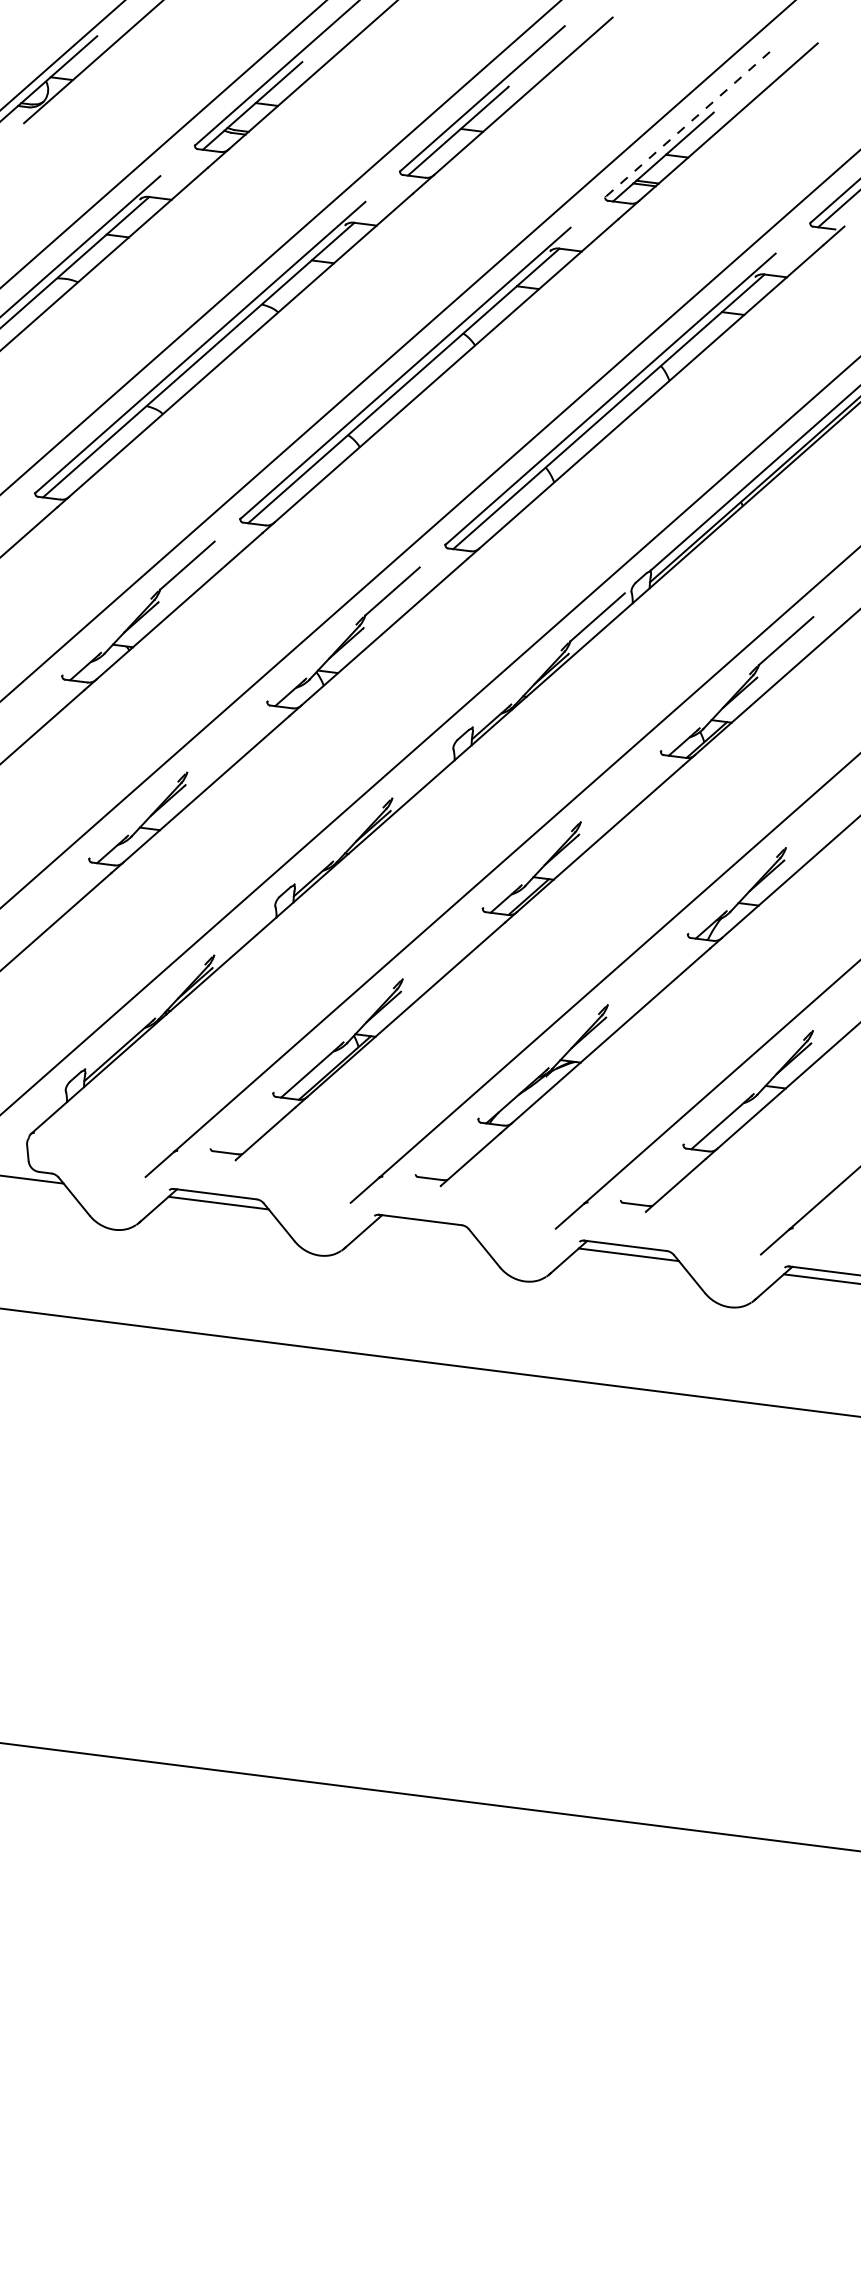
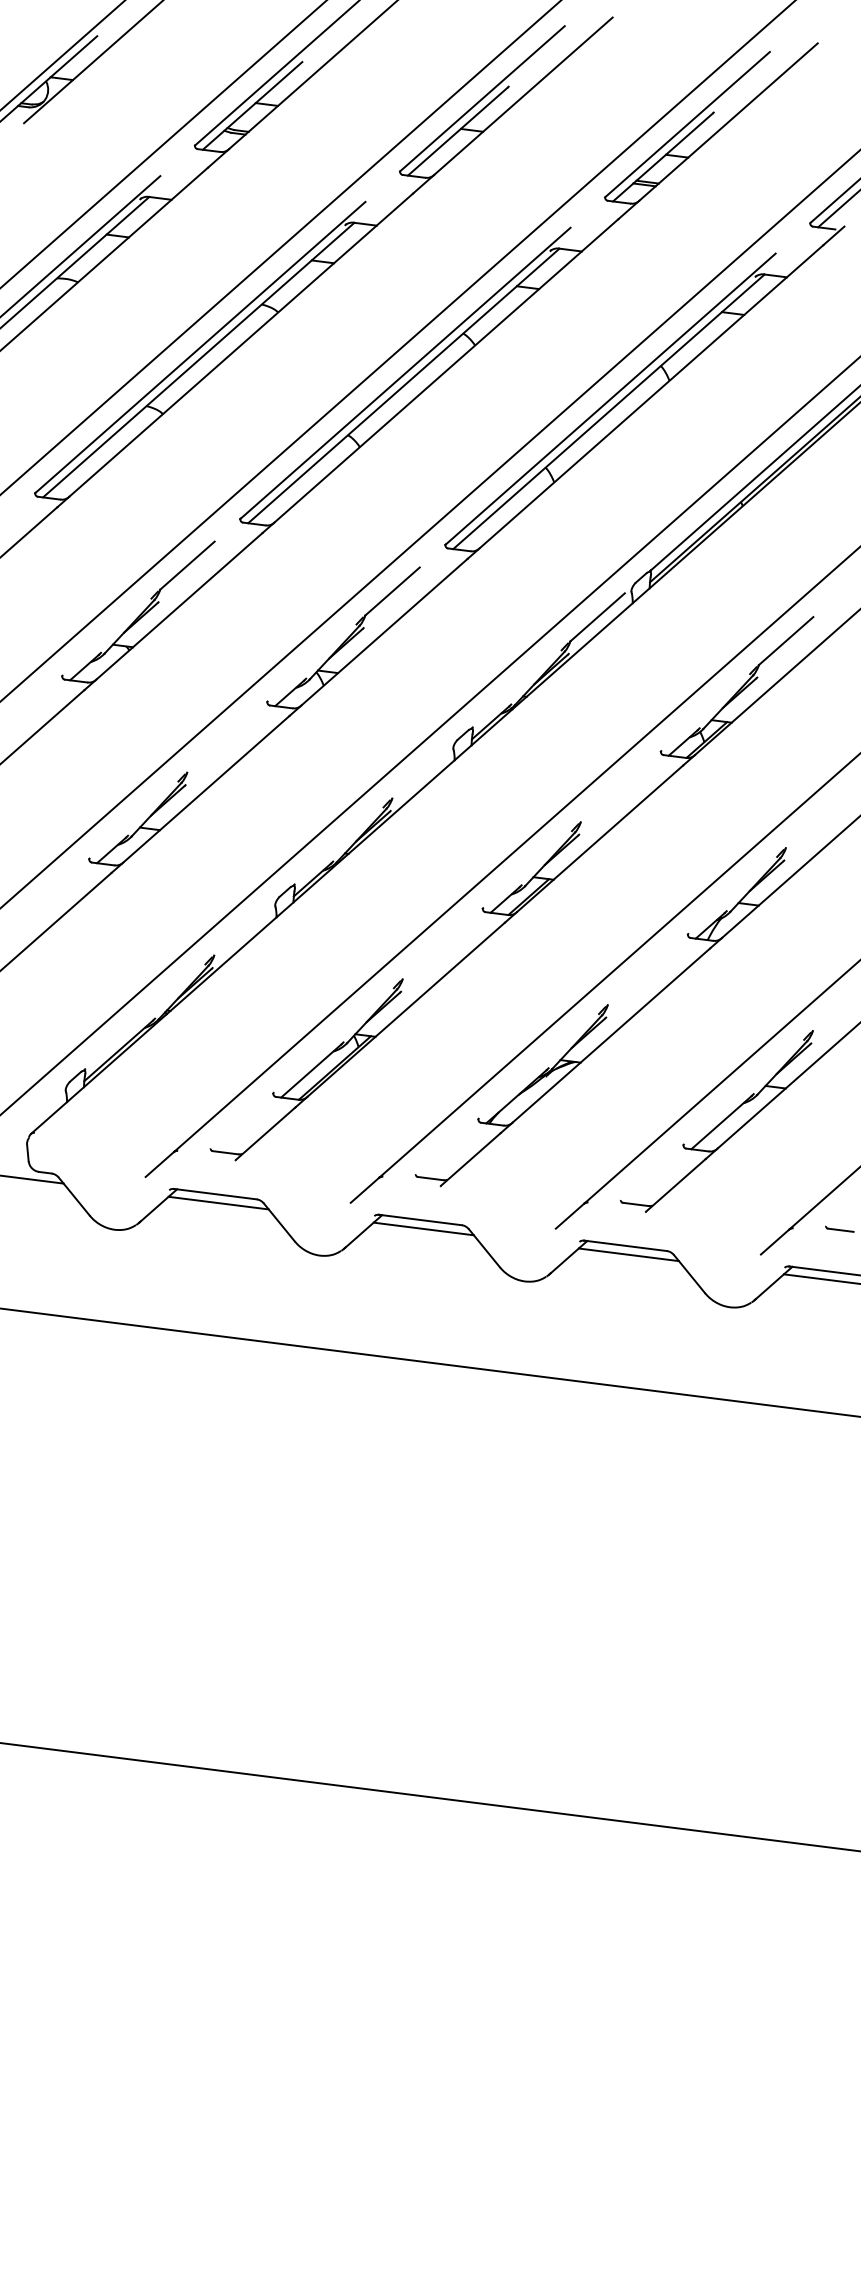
line: dashed -> solid (687, 124)
line: none -> present (423, 1228)
part: none -> present (839, 1228)
